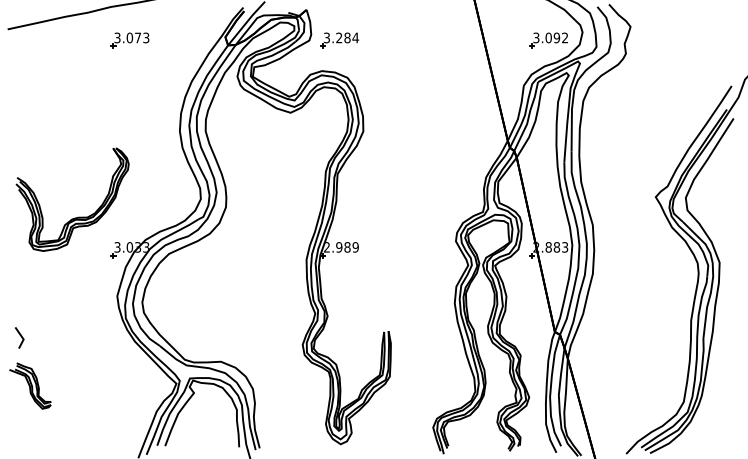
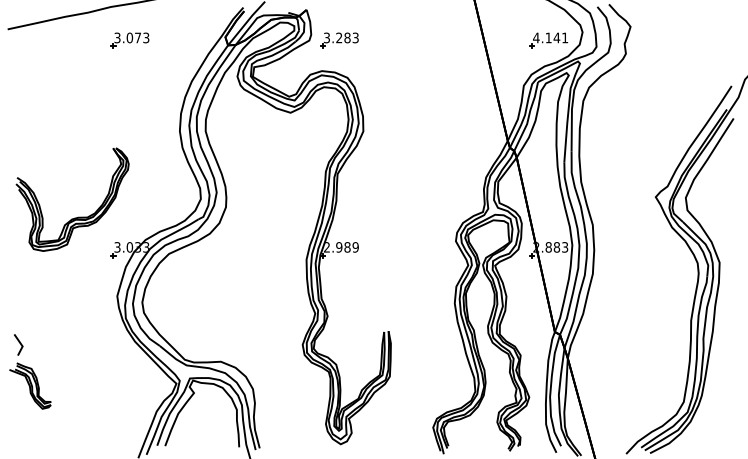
text: 3.284 -> 3.283 (355, 37)
text: 3.092 -> 4.141 (550, 37)
line position: (20, 336) -> (19, 343) (19, 343)
